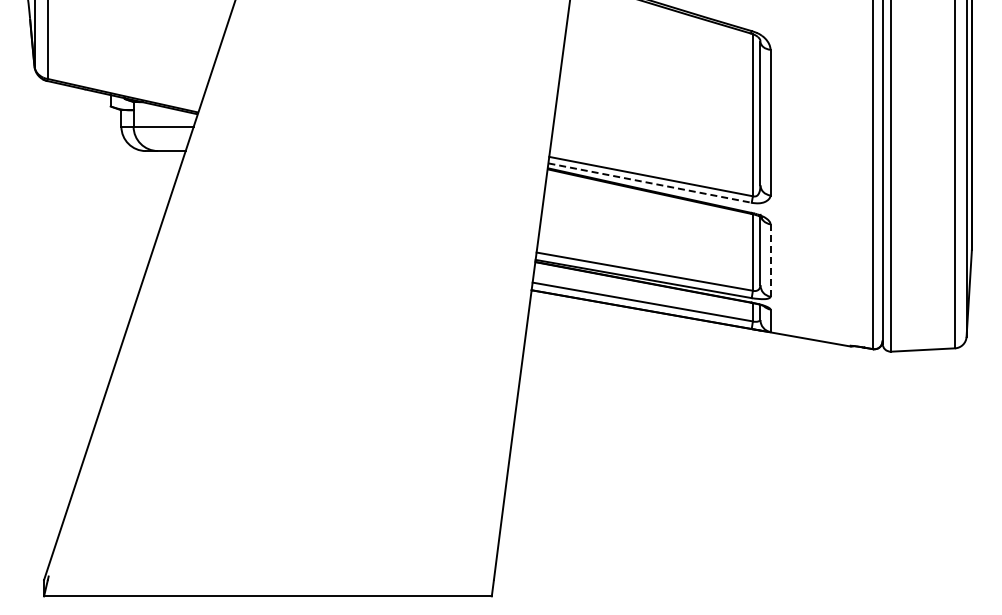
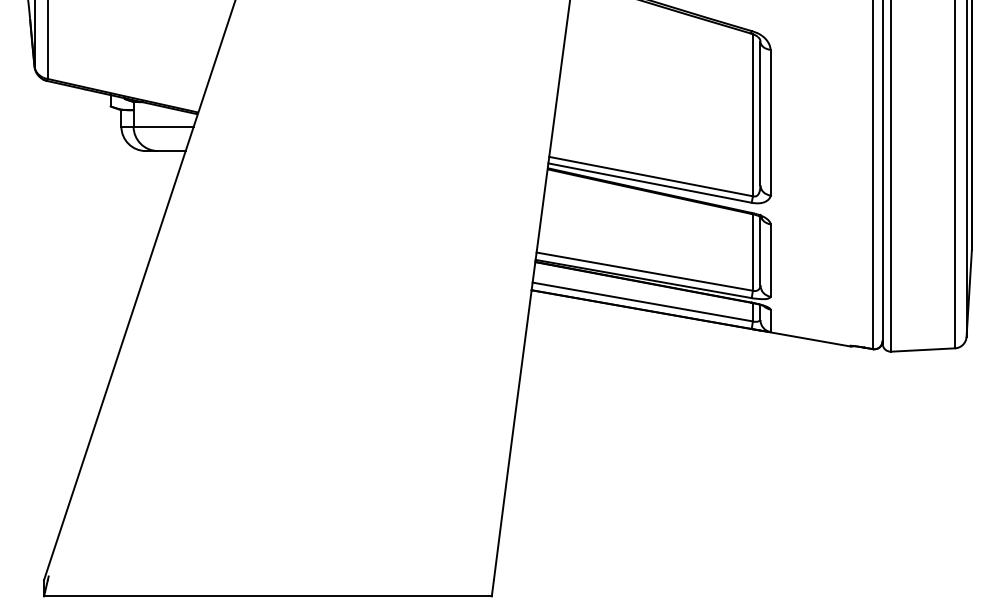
line: dashed -> solid (650, 183)
line: dashed -> solid (770, 261)
